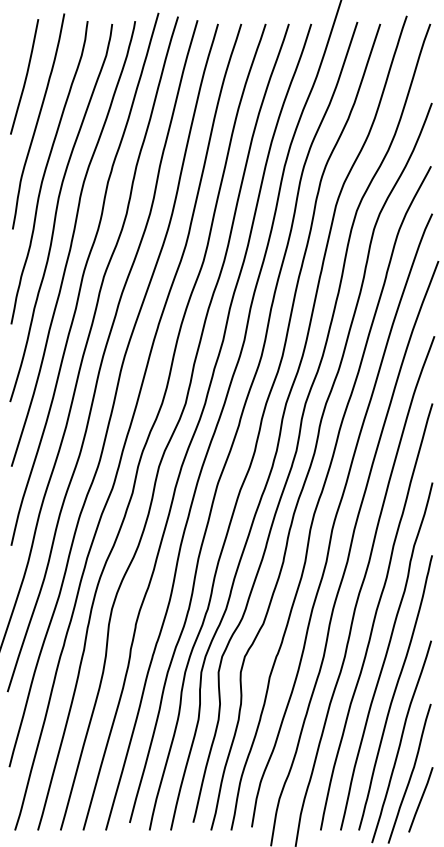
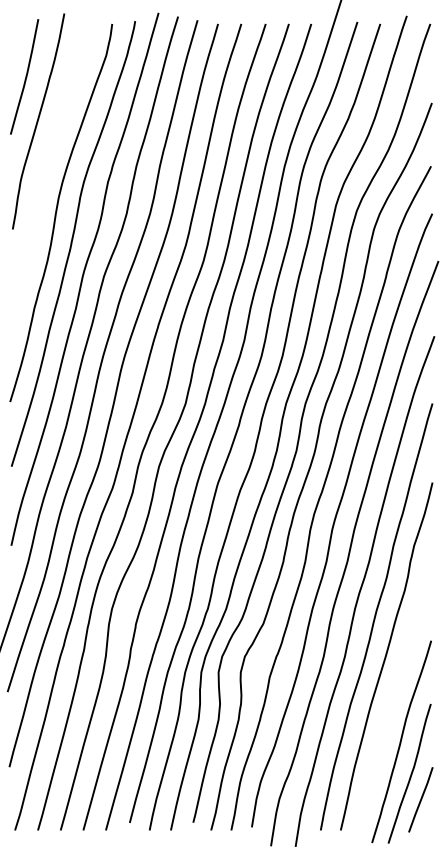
curve: present -> none (46, 170)
curve: present -> none (395, 692)
